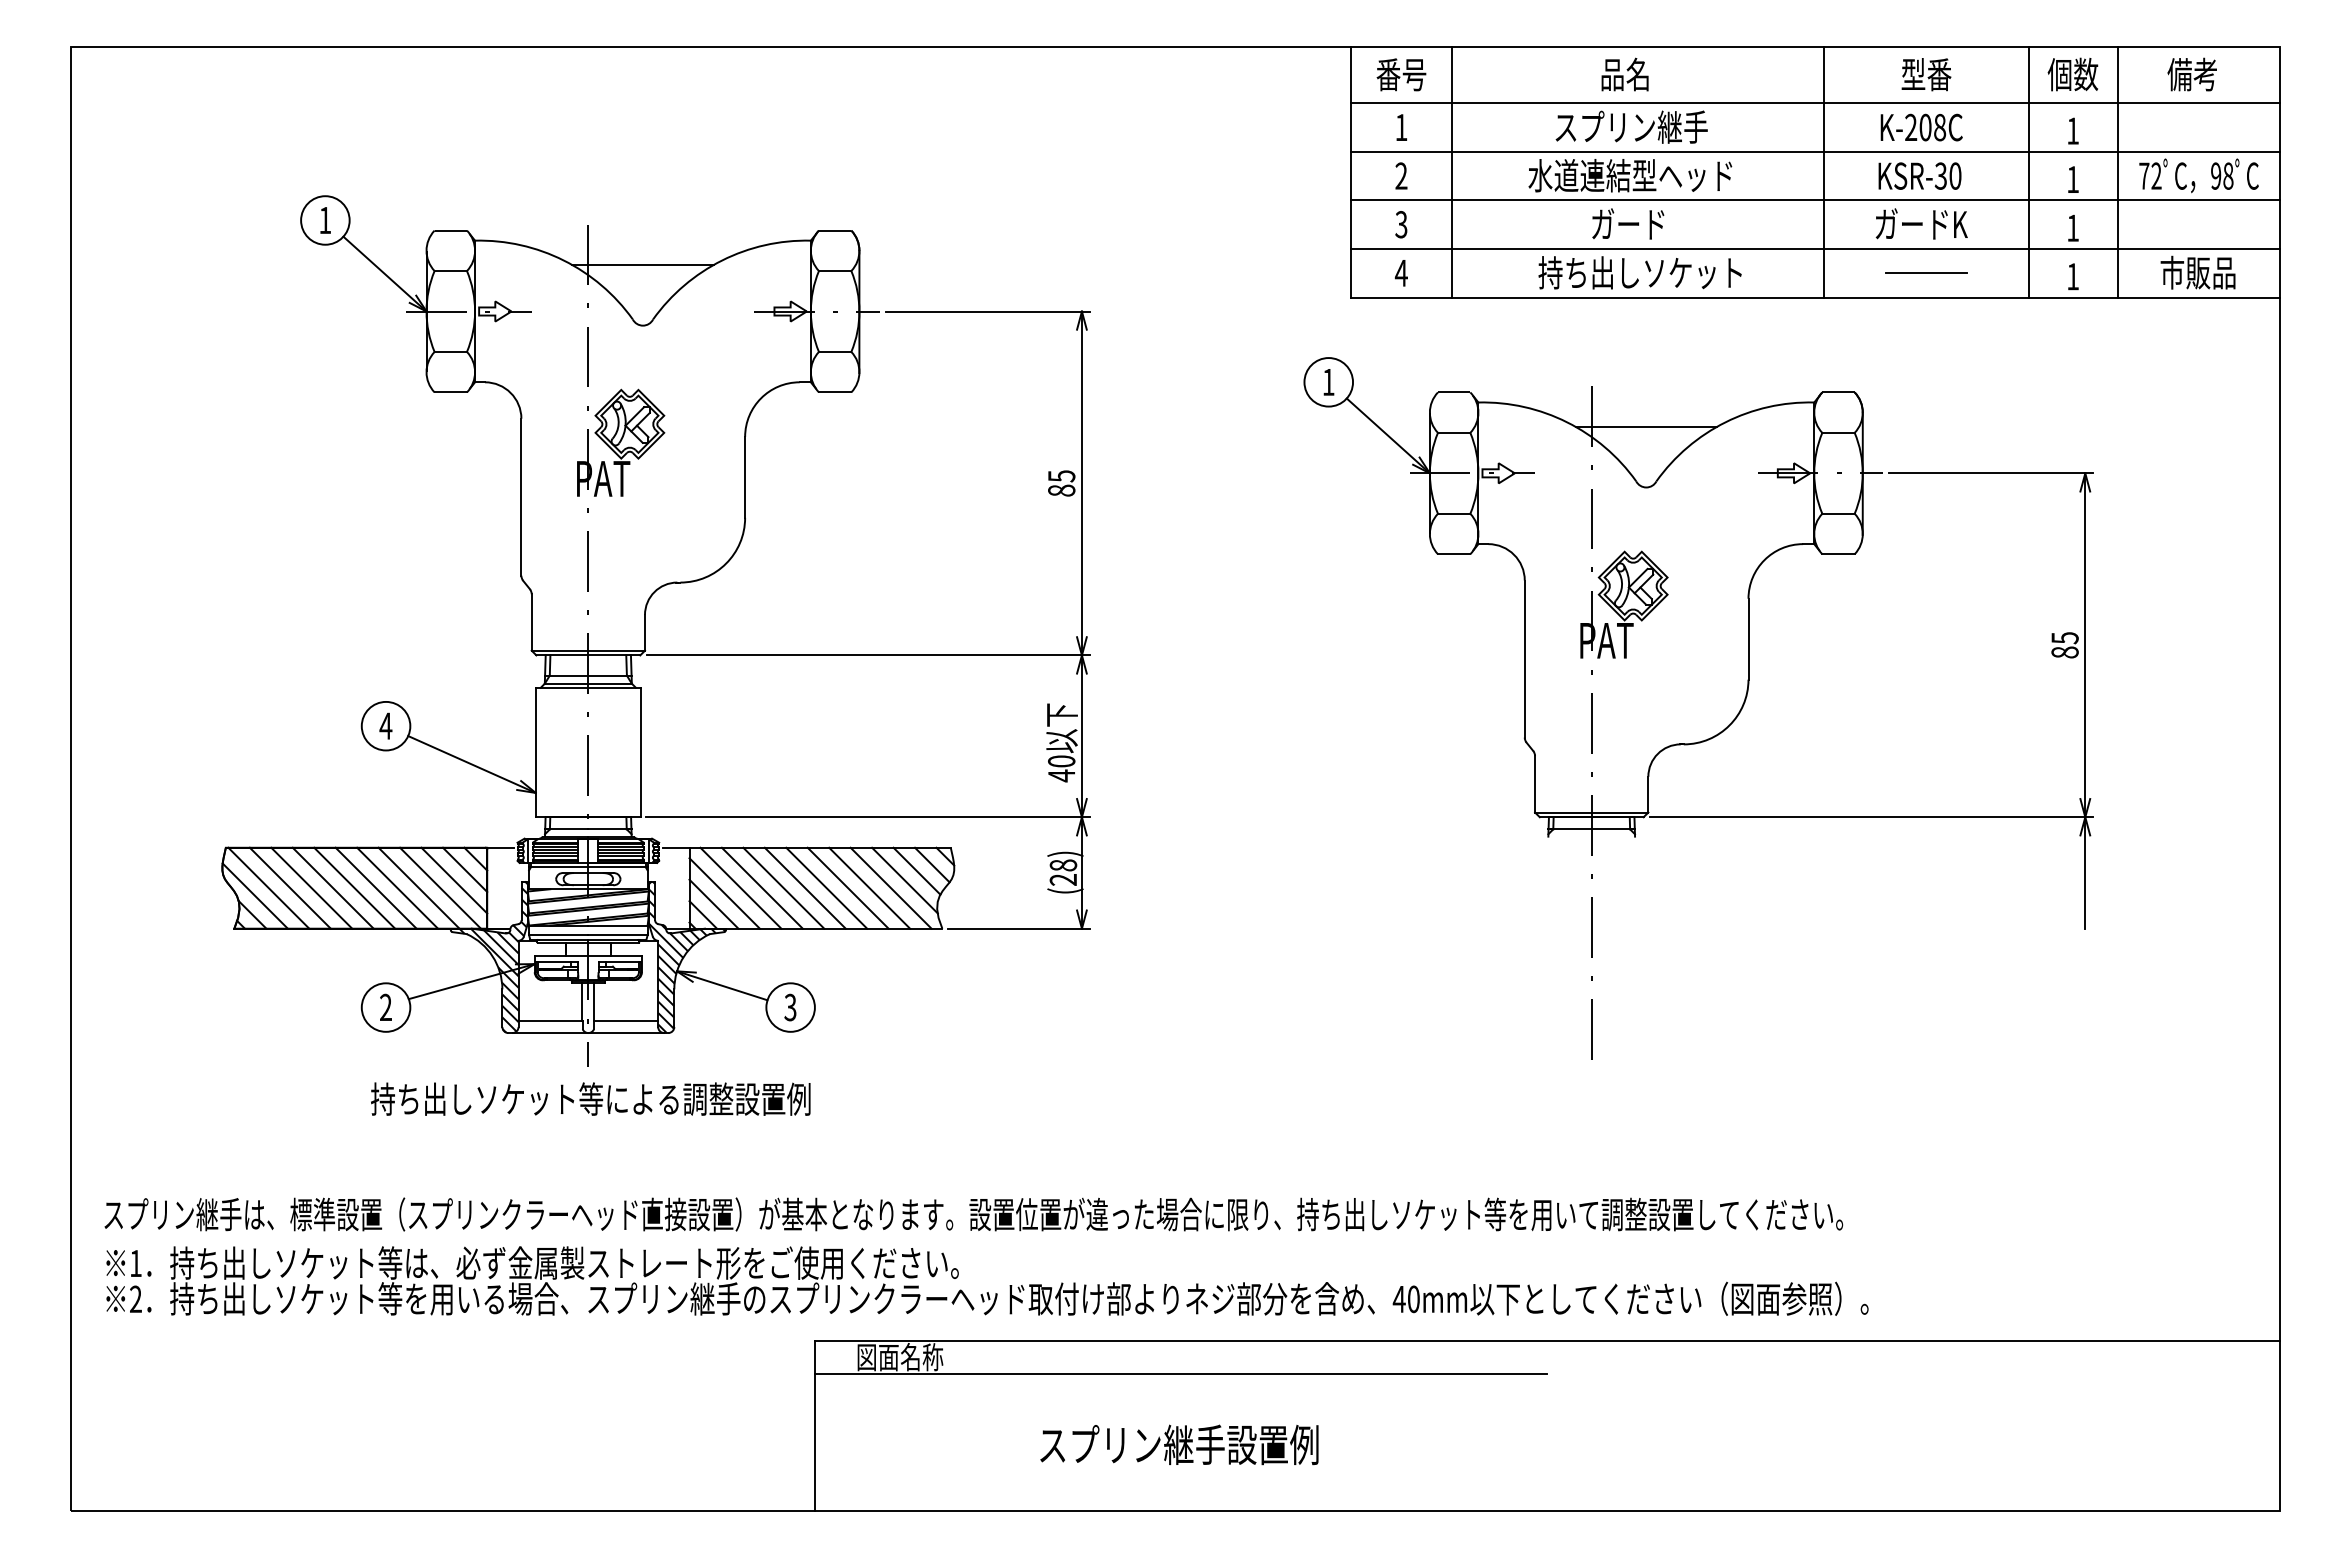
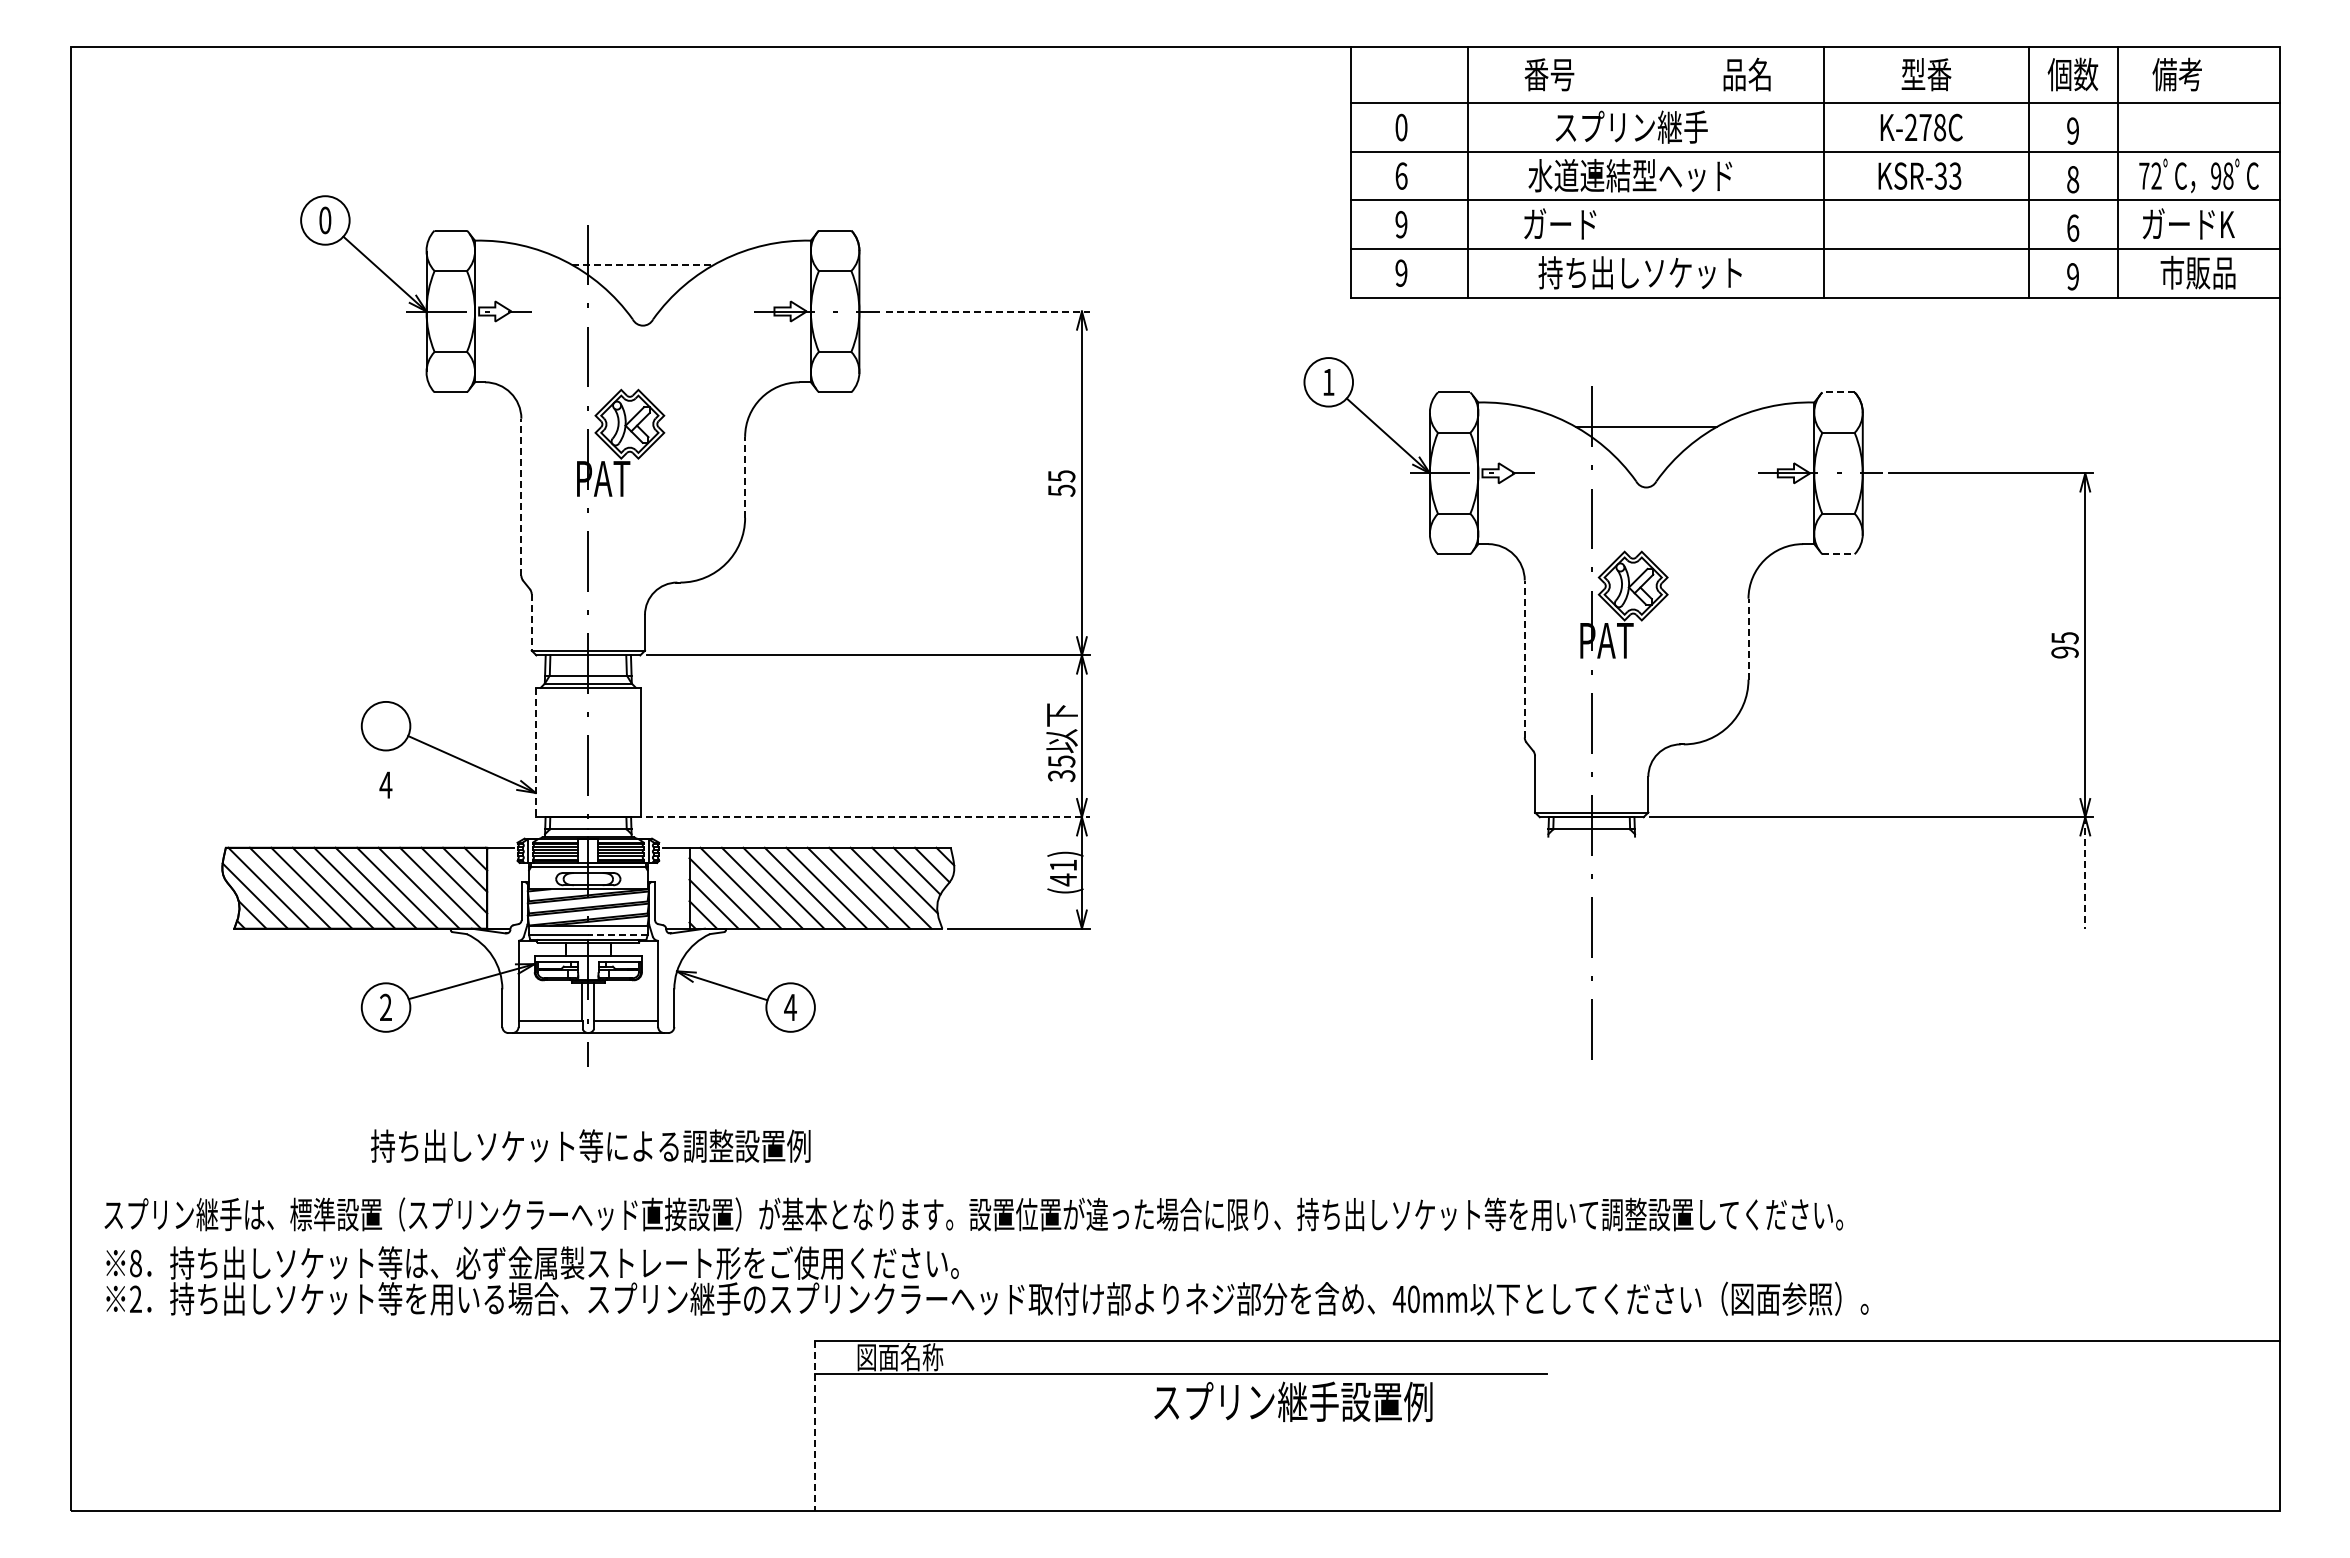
text position: (1401, 74) -> (1549, 74) (1549, 74)
text position: (1624, 74) -> (1746, 74) (1746, 74)
text position: (2191, 74) -> (2176, 74) (2176, 74)
text: 1 -> 0 (1401, 127)
text: K-208C -> K-278C (1925, 127)
text: 1 -> 9 (2072, 130)
line position: (1452, 171) -> (1468, 171) (1468, 171)
text: 2 -> 6 (1401, 175)
text: KSR-30 -> KSR-33 (1955, 175)
text: 1 -> 8 (2073, 179)
text: 1 -> 0 (325, 220)
text position: (1628, 223) -> (1560, 223) (1560, 223)
text position: (1921, 223) -> (2188, 223) (2188, 223)
text: 3 -> 9 (1401, 224)
text: 1 -> 6 (2073, 227)
line: solid -> dashed (642, 264)
text: 4 -> 9 (1400, 272)
line: present -> none (1926, 273)
text: 1 -> 9 (2072, 276)
line: solid -> dashed (988, 311)
line: solid -> dashed (1838, 392)
line: solid -> dashed (745, 476)
text: 85 -> 55 (1061, 490)
line: solid -> dashed (521, 496)
line: solid -> dashed (1839, 554)
line: solid -> dashed (531, 622)
line: solid -> dashed (1748, 638)
text: 85 -> 95 (2064, 652)
line: solid -> dashed (1524, 658)
text position: (385, 725) -> (385, 784) (385, 784)
line: solid -> dashed (535, 752)
text: 40 -> 35 (1061, 768)
line: solid -> dashed (868, 817)
text: (28) -> (41) (1063, 872)
line: solid -> dashed (2085, 872)
line: solid -> dashed (617, 935)
hatch: present -> none (687, 957)
hatch: present -> none (493, 959)
text: 3 -> 4 (790, 1007)
text position: (590, 1098) -> (590, 1145) (590, 1145)
text: 1 -> 8 (135, 1263)
line: solid -> dashed (814, 1426)
text position: (1179, 1444) -> (1293, 1401) (1293, 1401)
